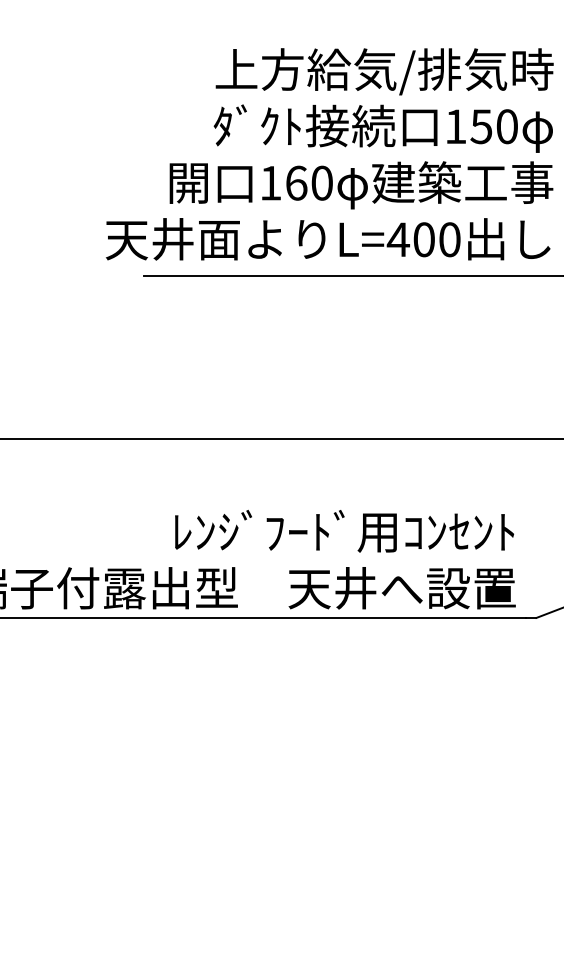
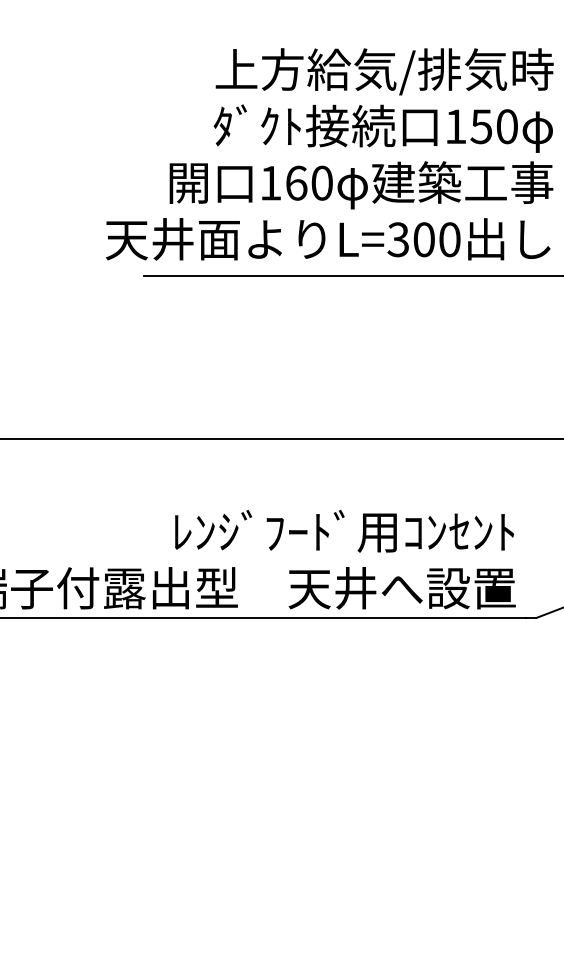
text: L=400 -> L=300 (398, 239)
